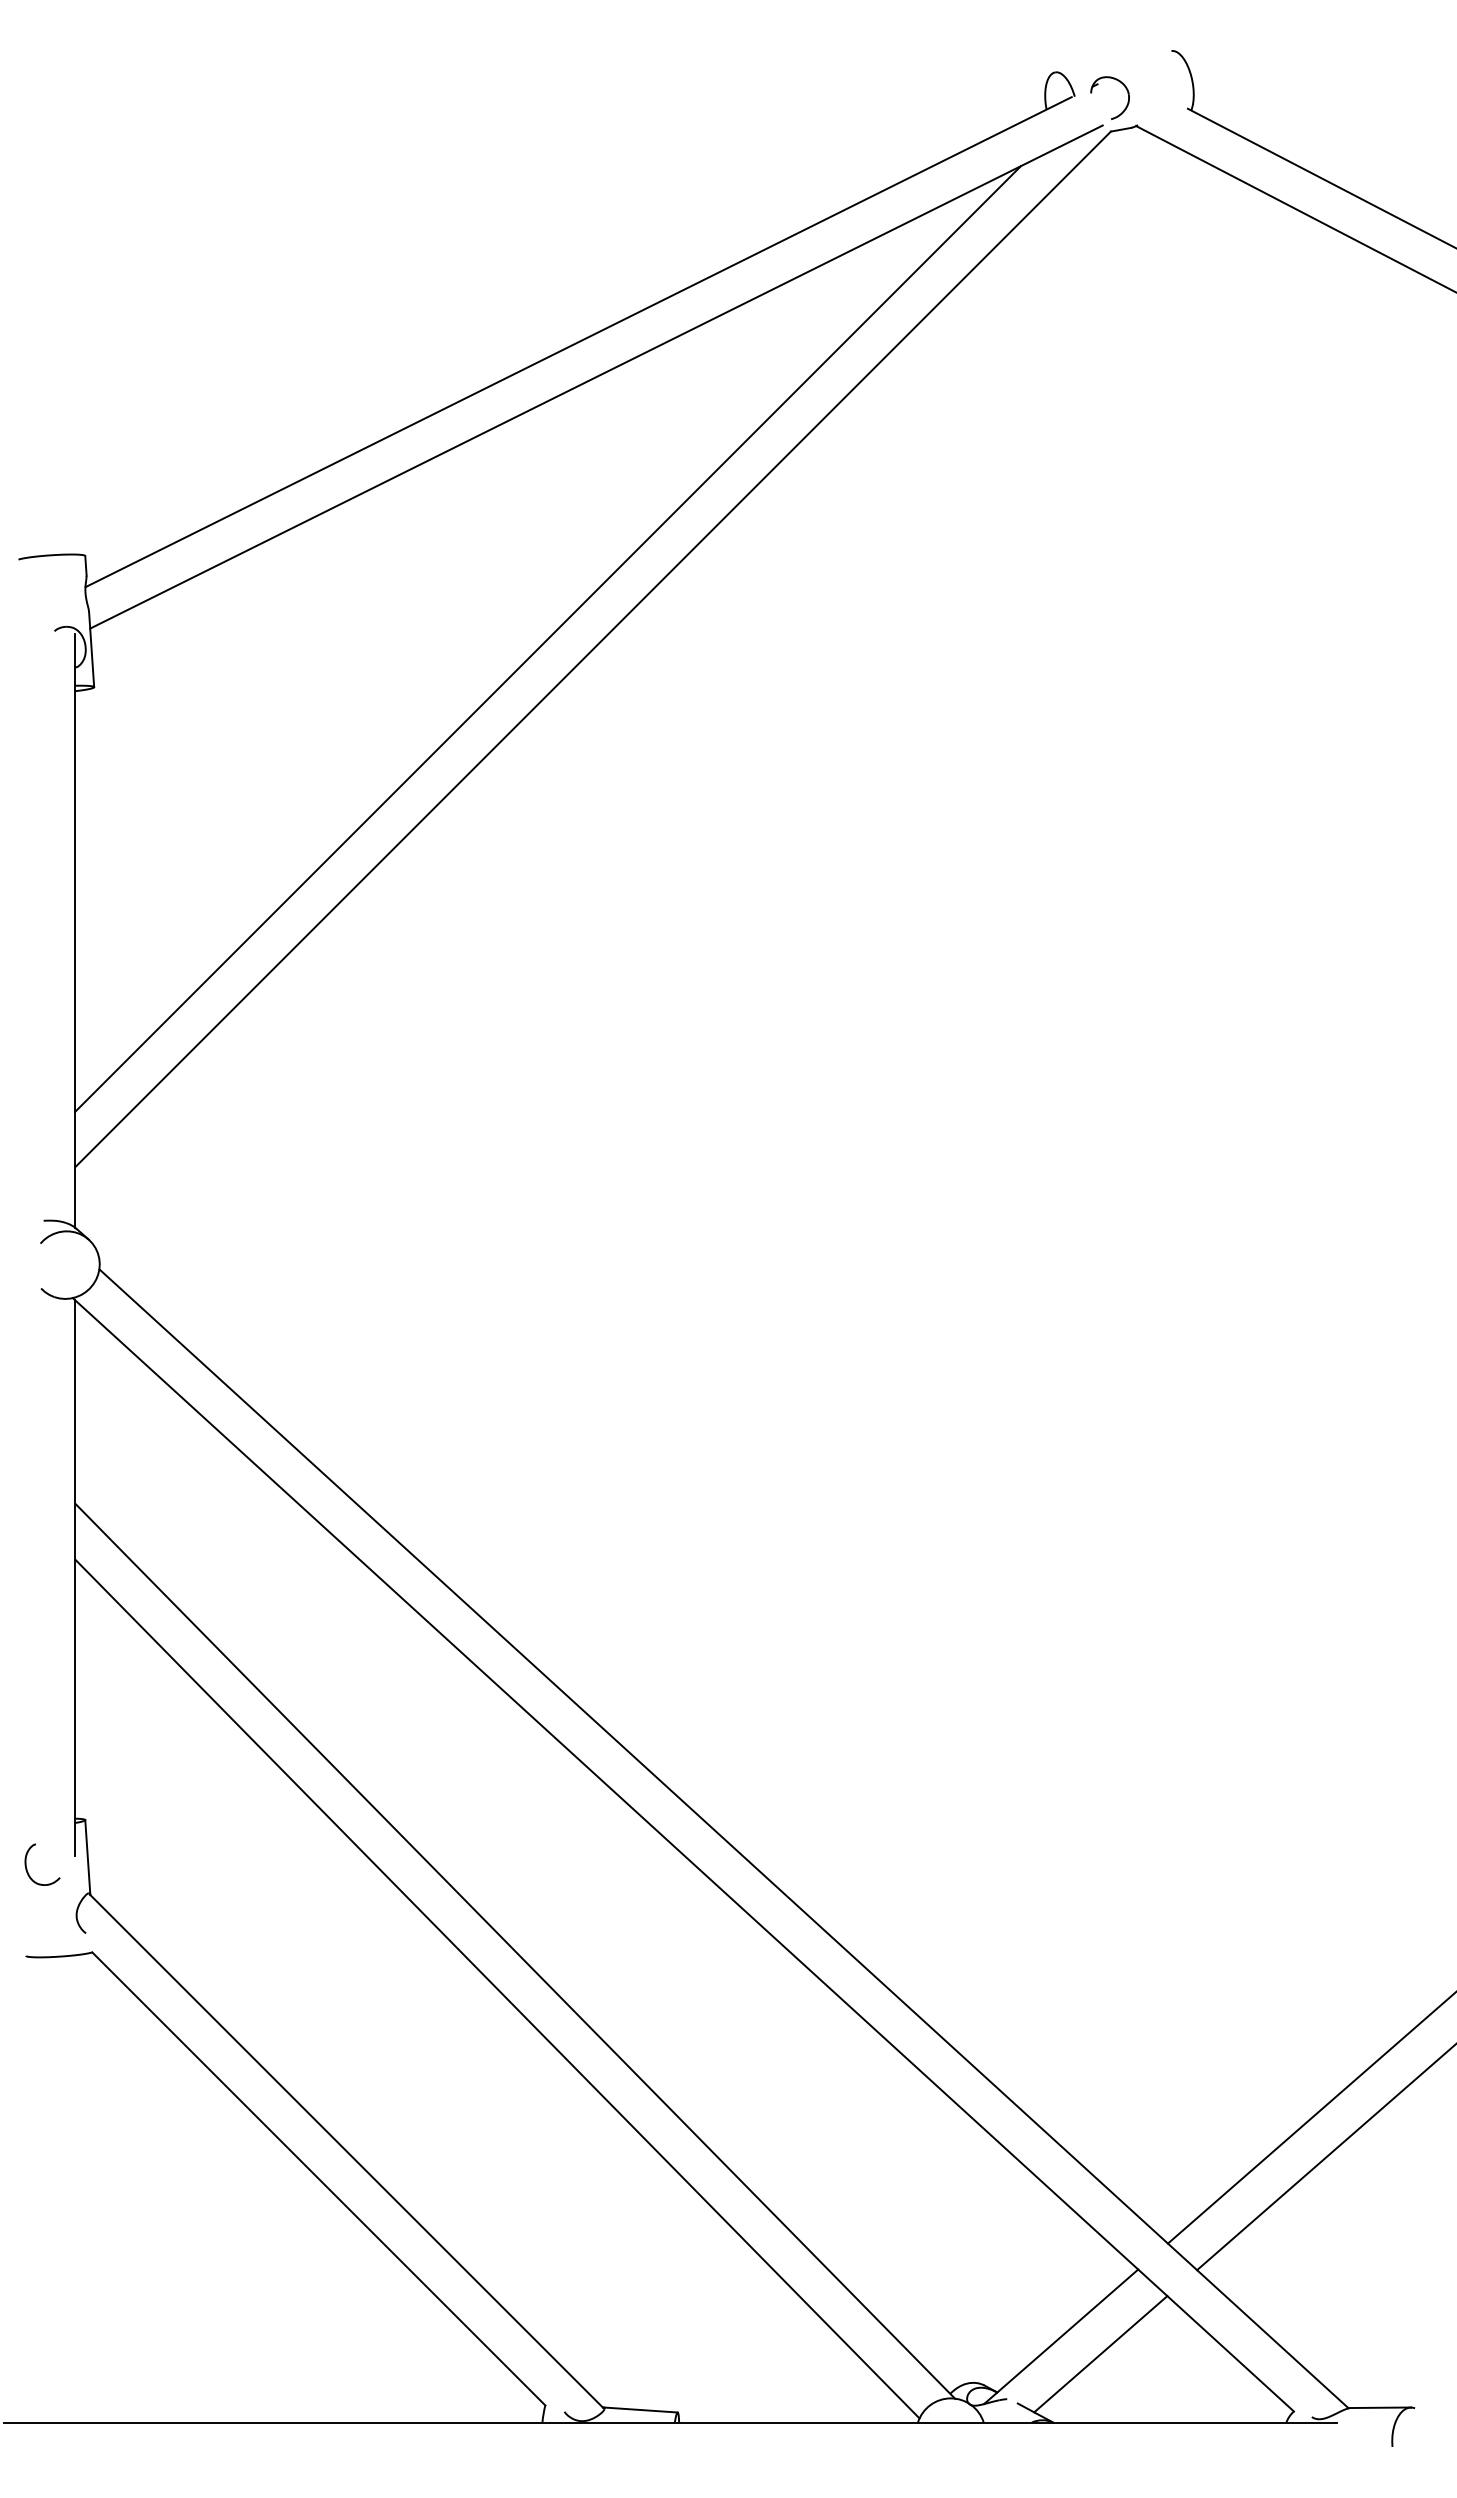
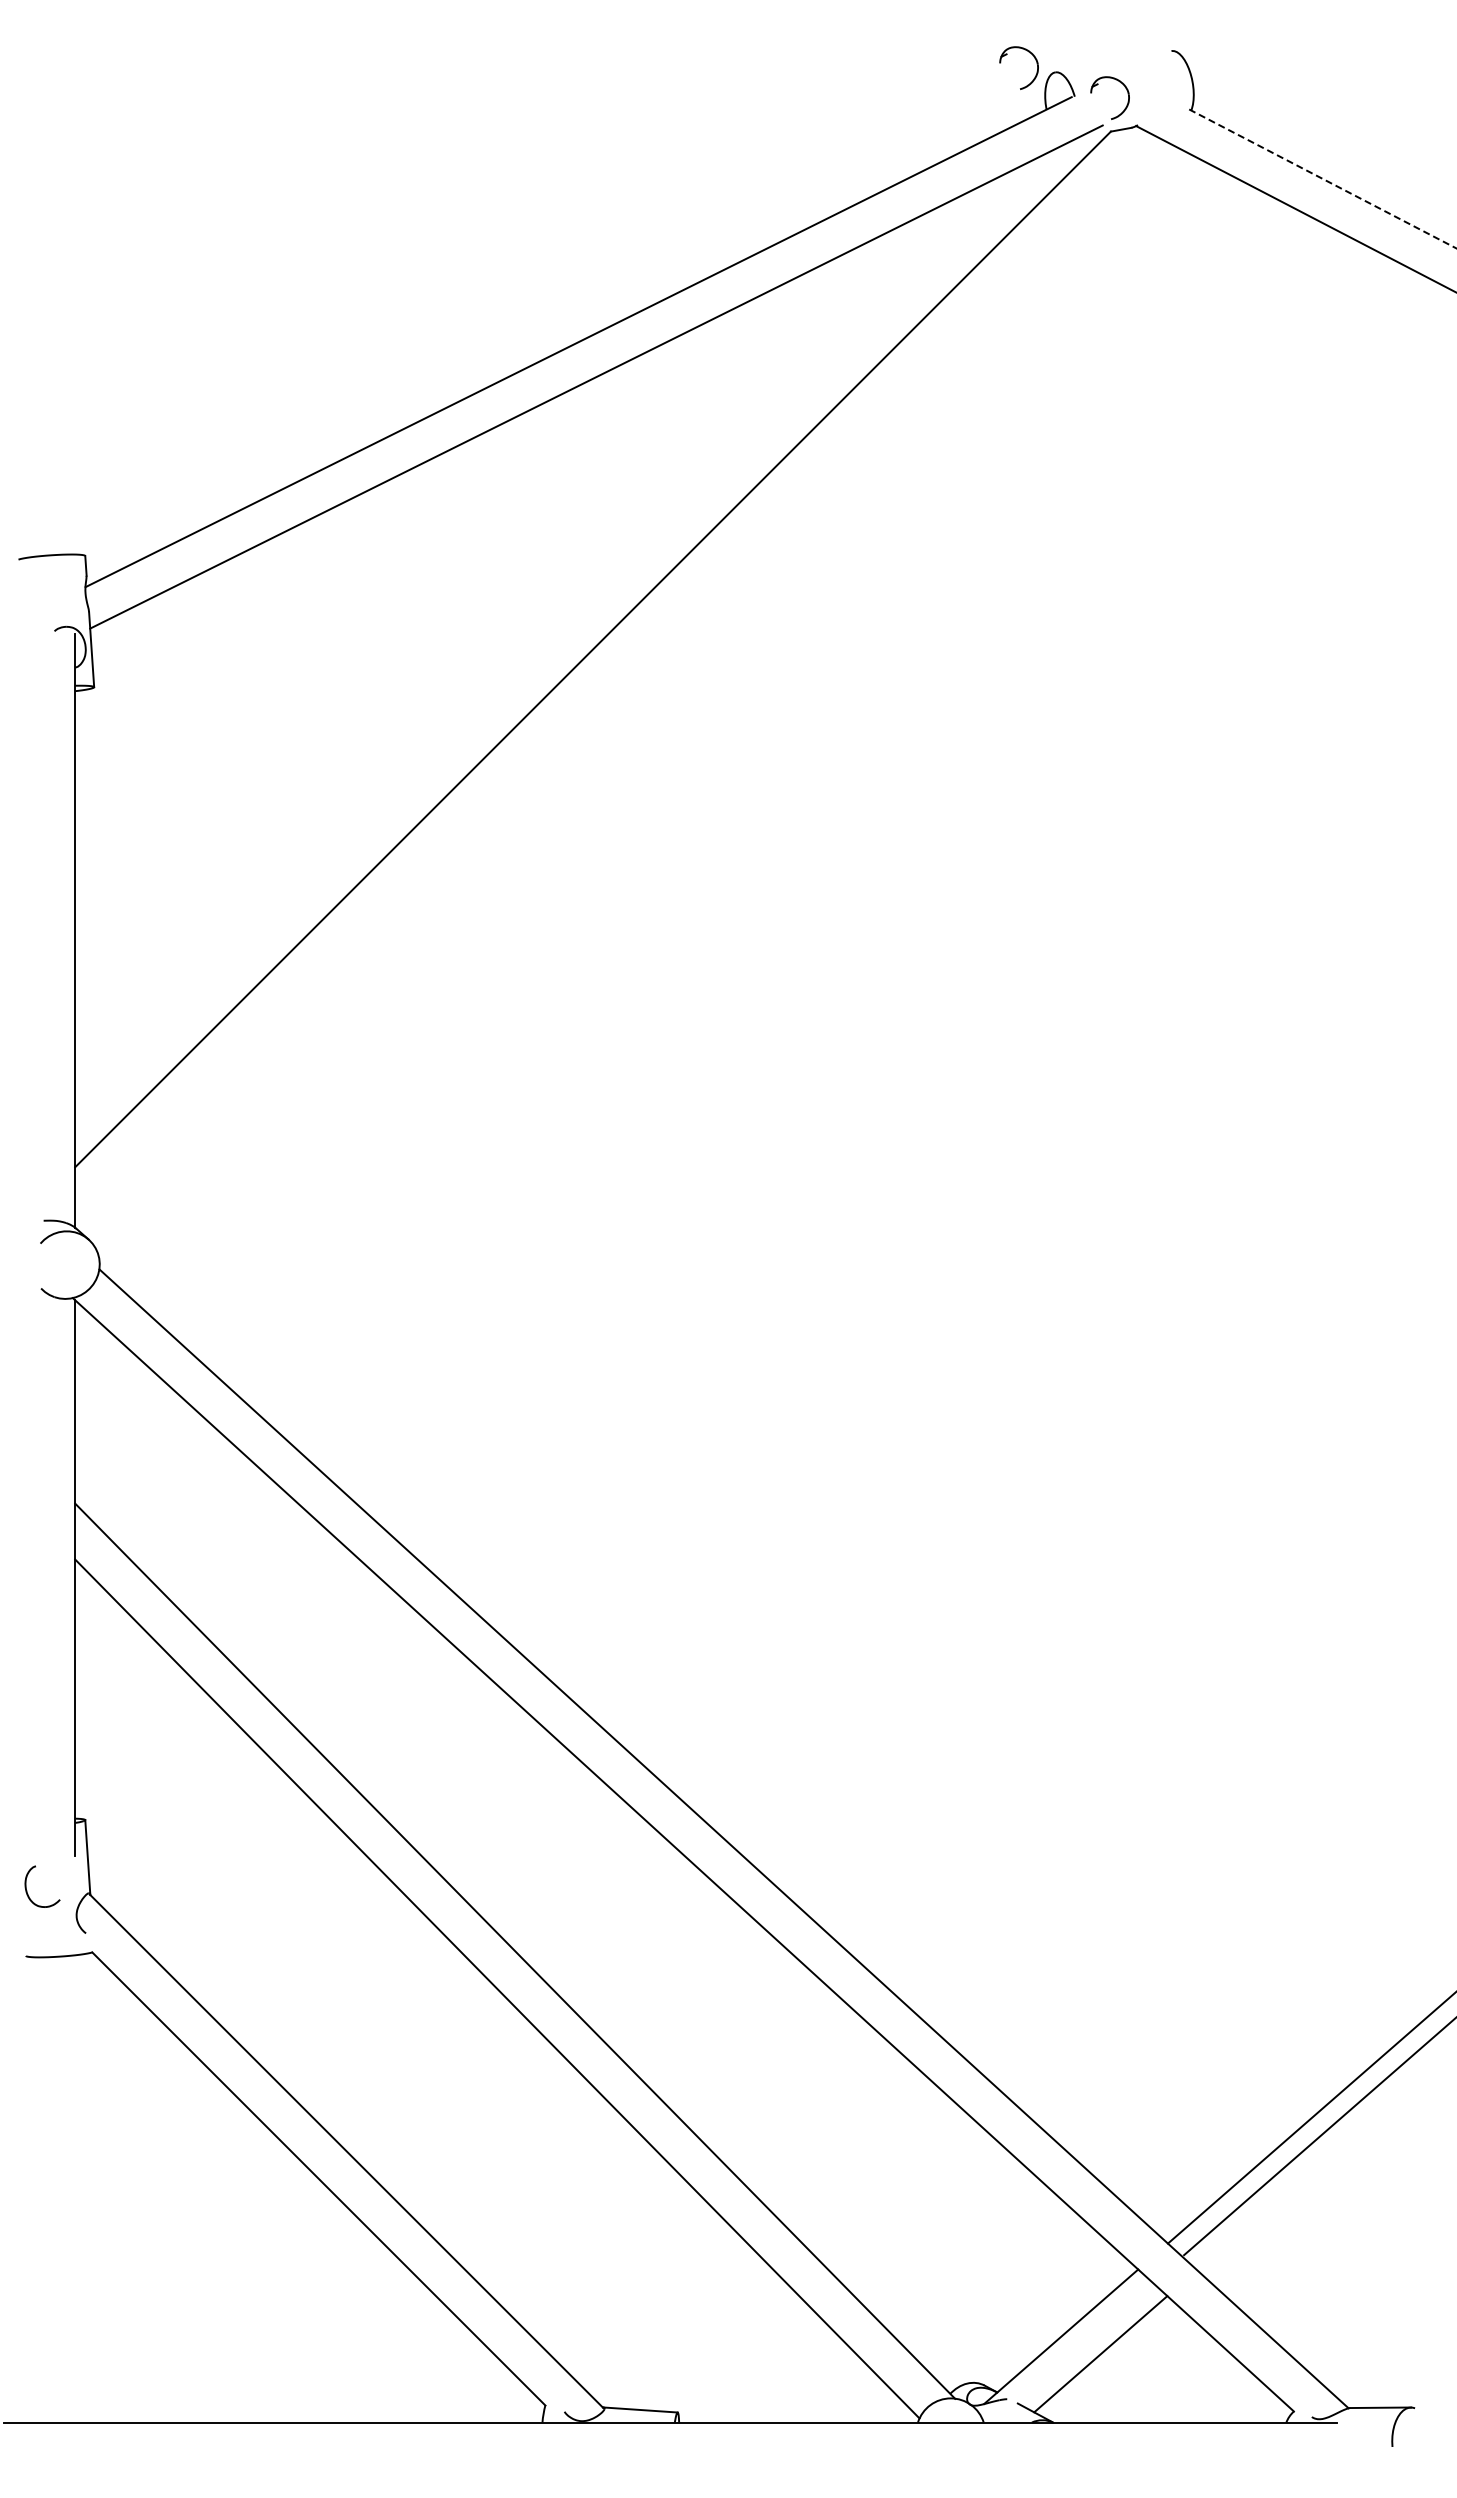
part: none -> present (1006, 55)
line: solid -> dashed (1321, 178)
line: present -> none (547, 638)
part position: (27, 1868) -> (27, 1890) (27, 1890)
line position: (1325, 2158) -> (1318, 2137) (1318, 2137)
